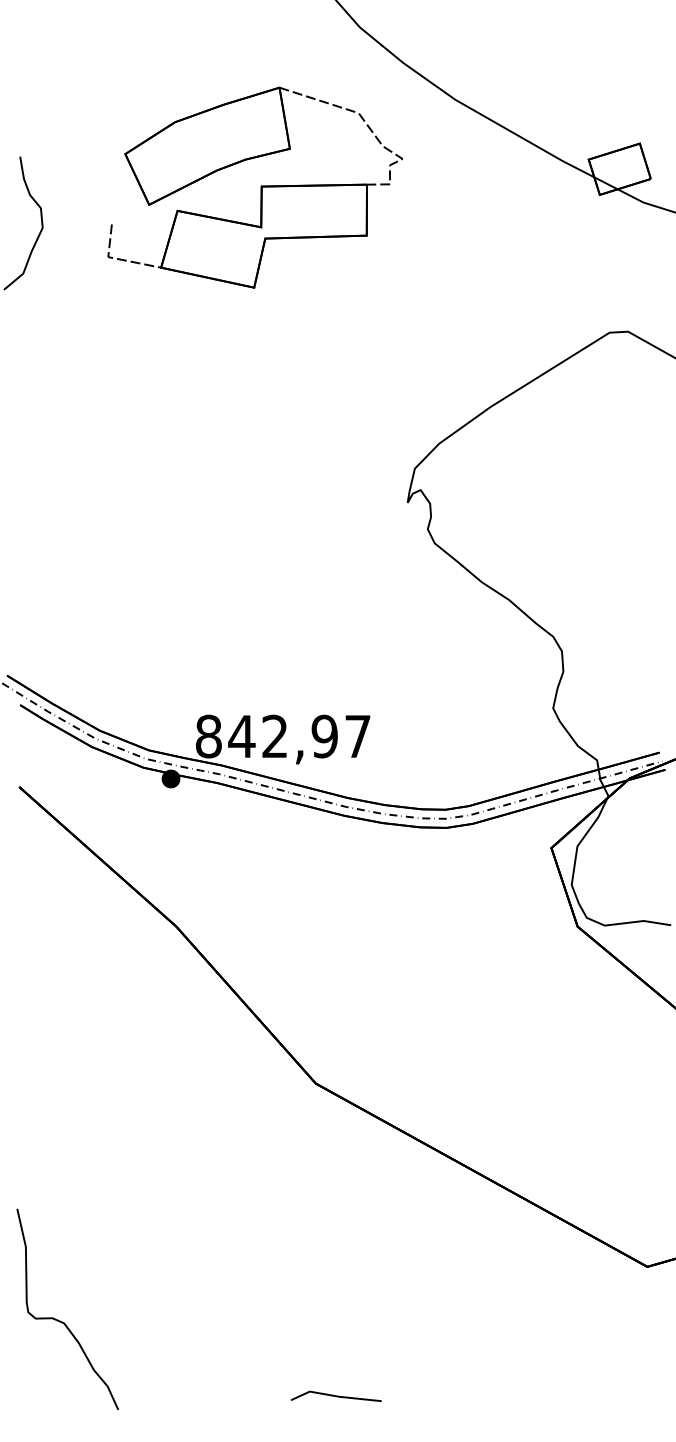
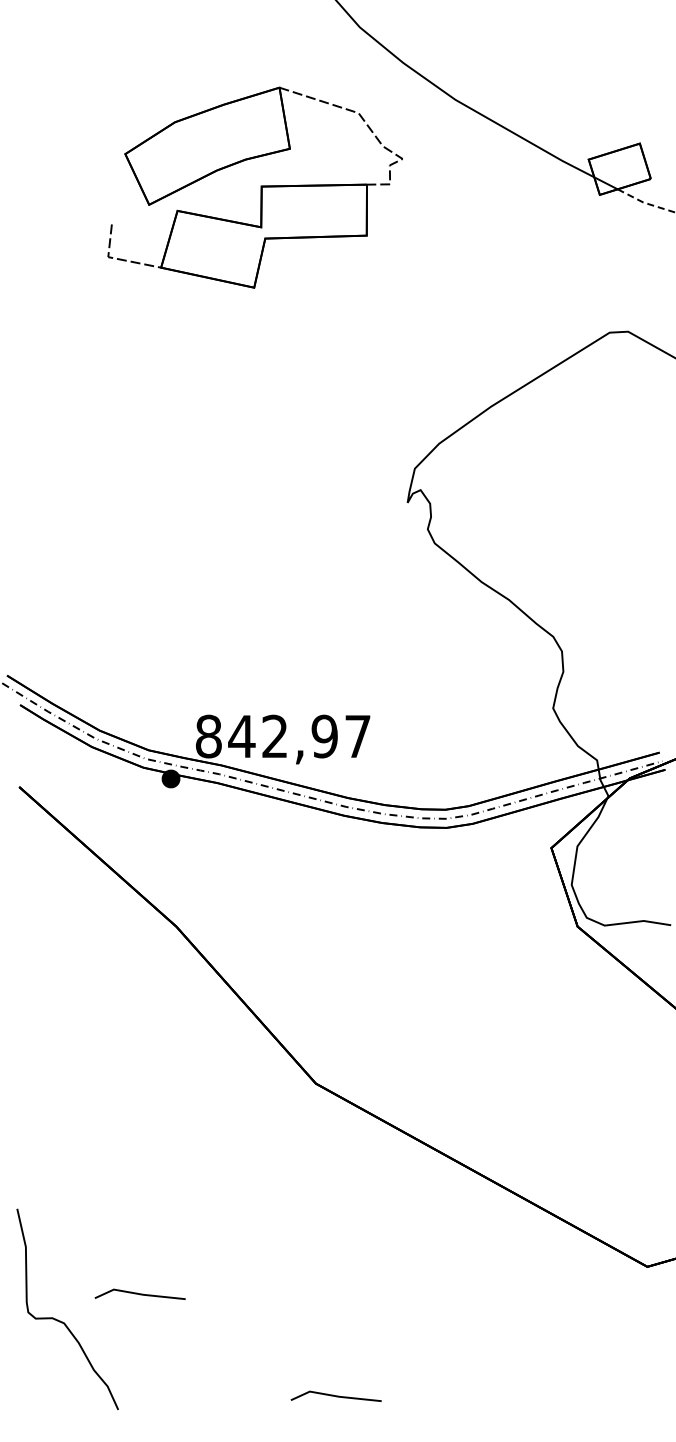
line: solid -> dashed (645, 203)
curve: present -> none (41, 223)
line: none -> present (139, 1293)
